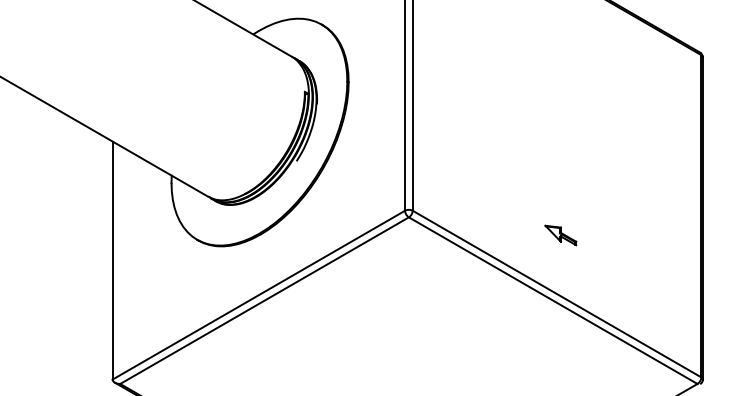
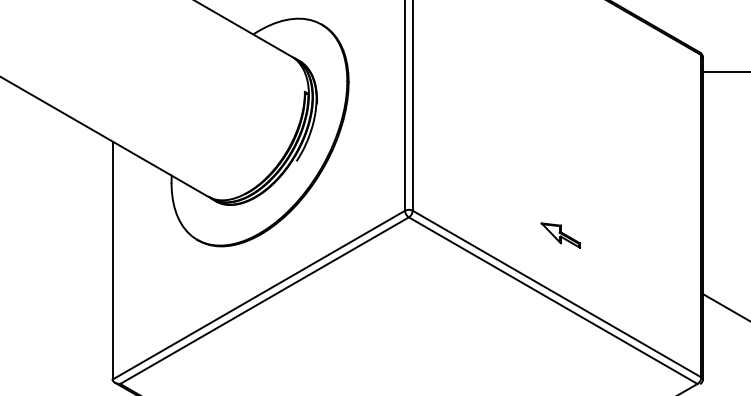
line: none -> present (724, 71)
part size: 34x23 px -> 42x27 px (560, 235)
line: none -> present (724, 307)
